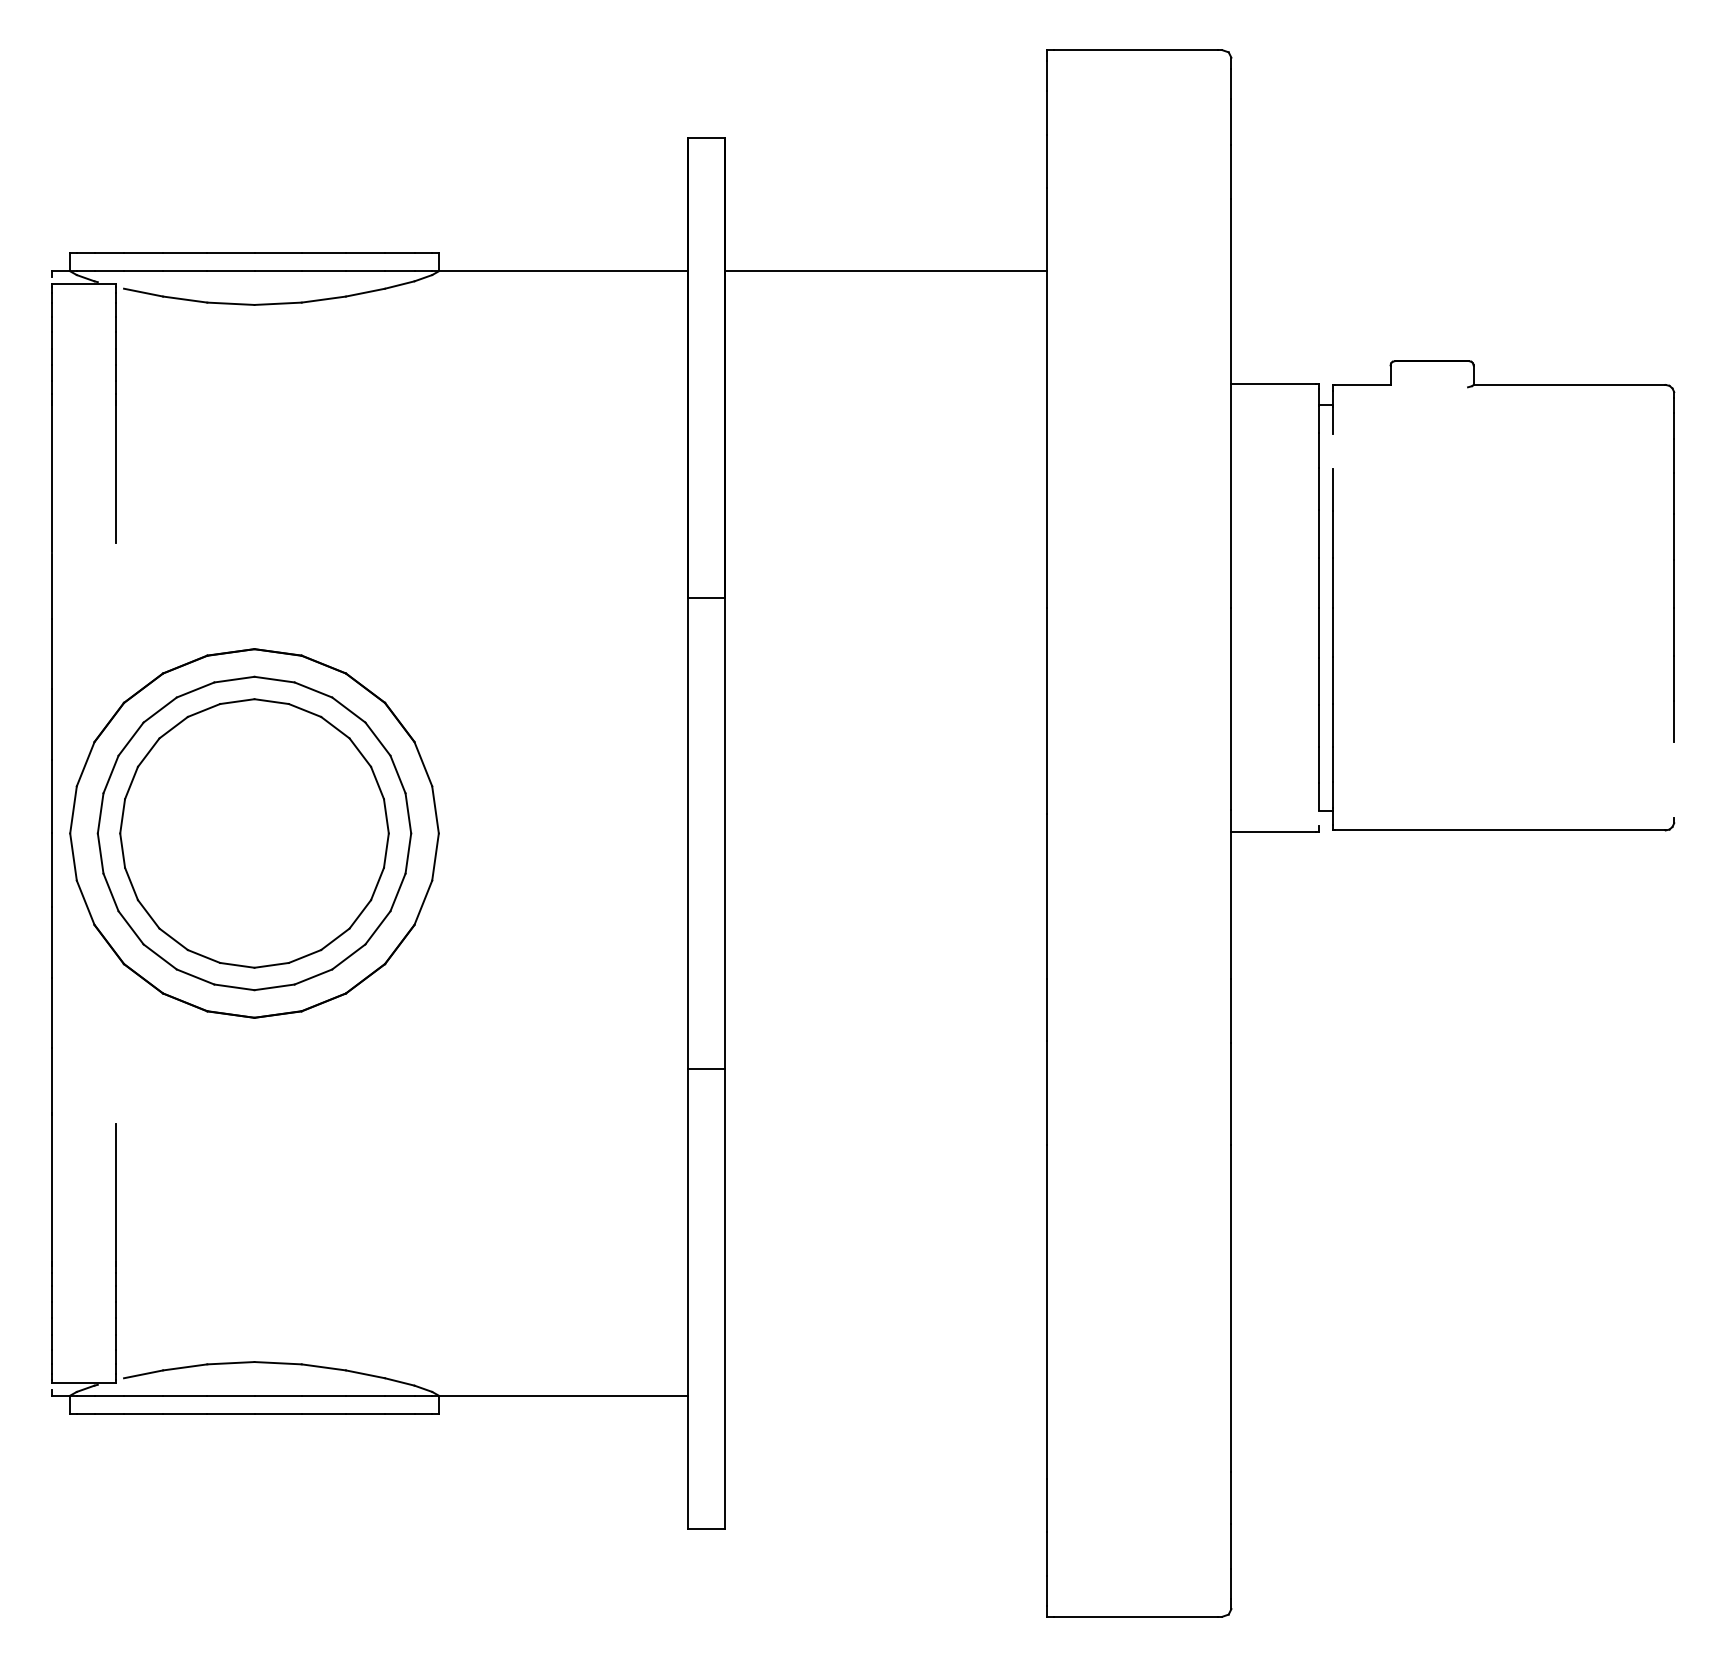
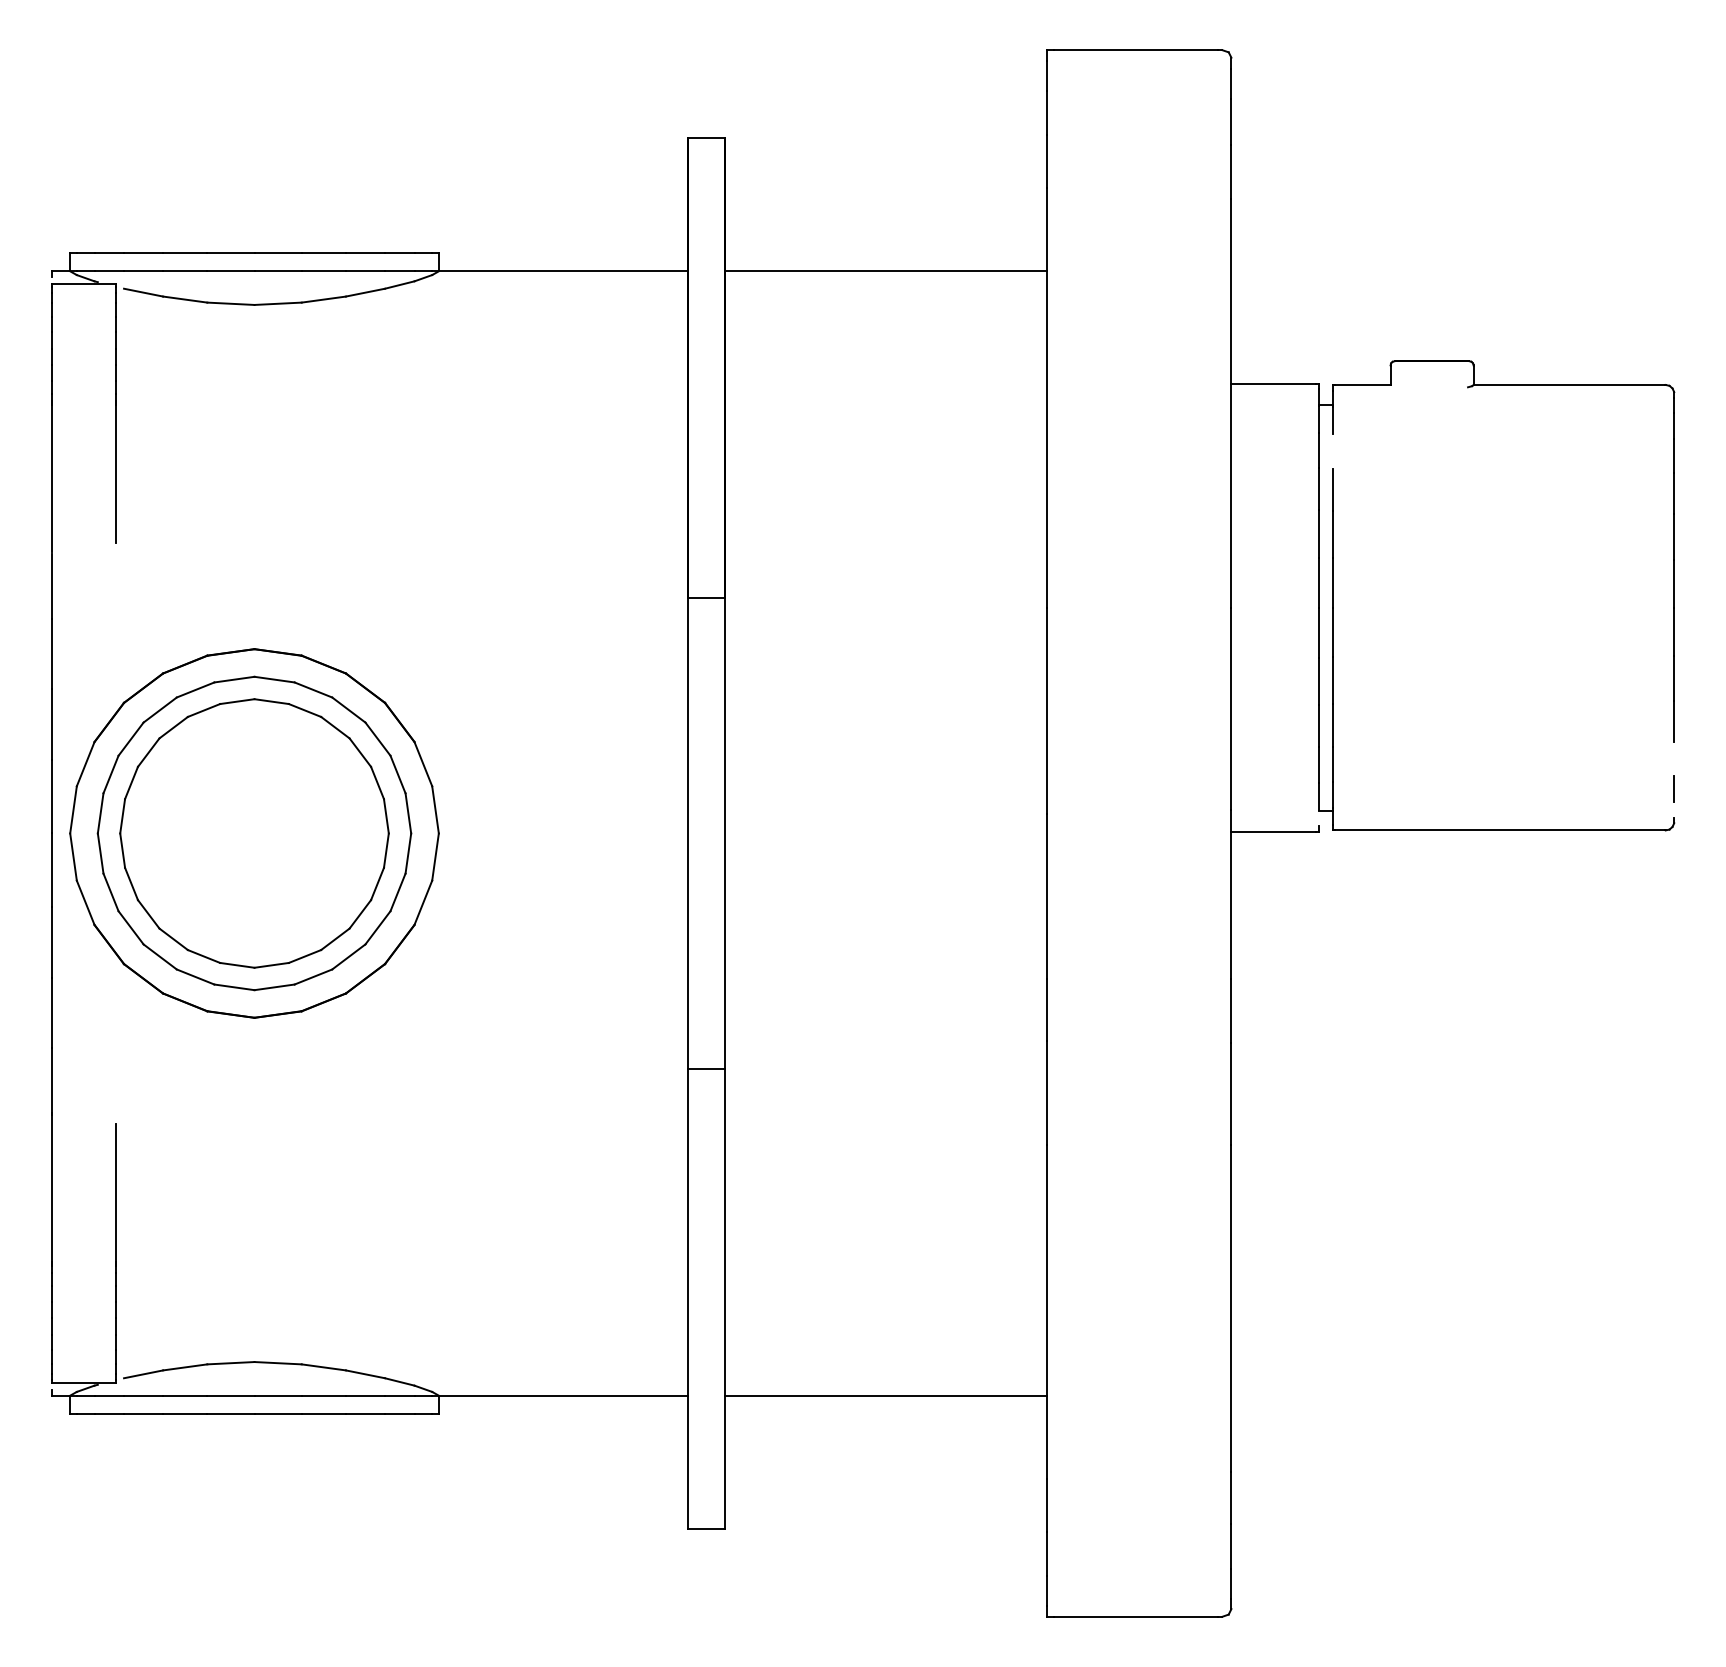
line: none -> present (1673, 788)
line: none -> present (885, 1395)
